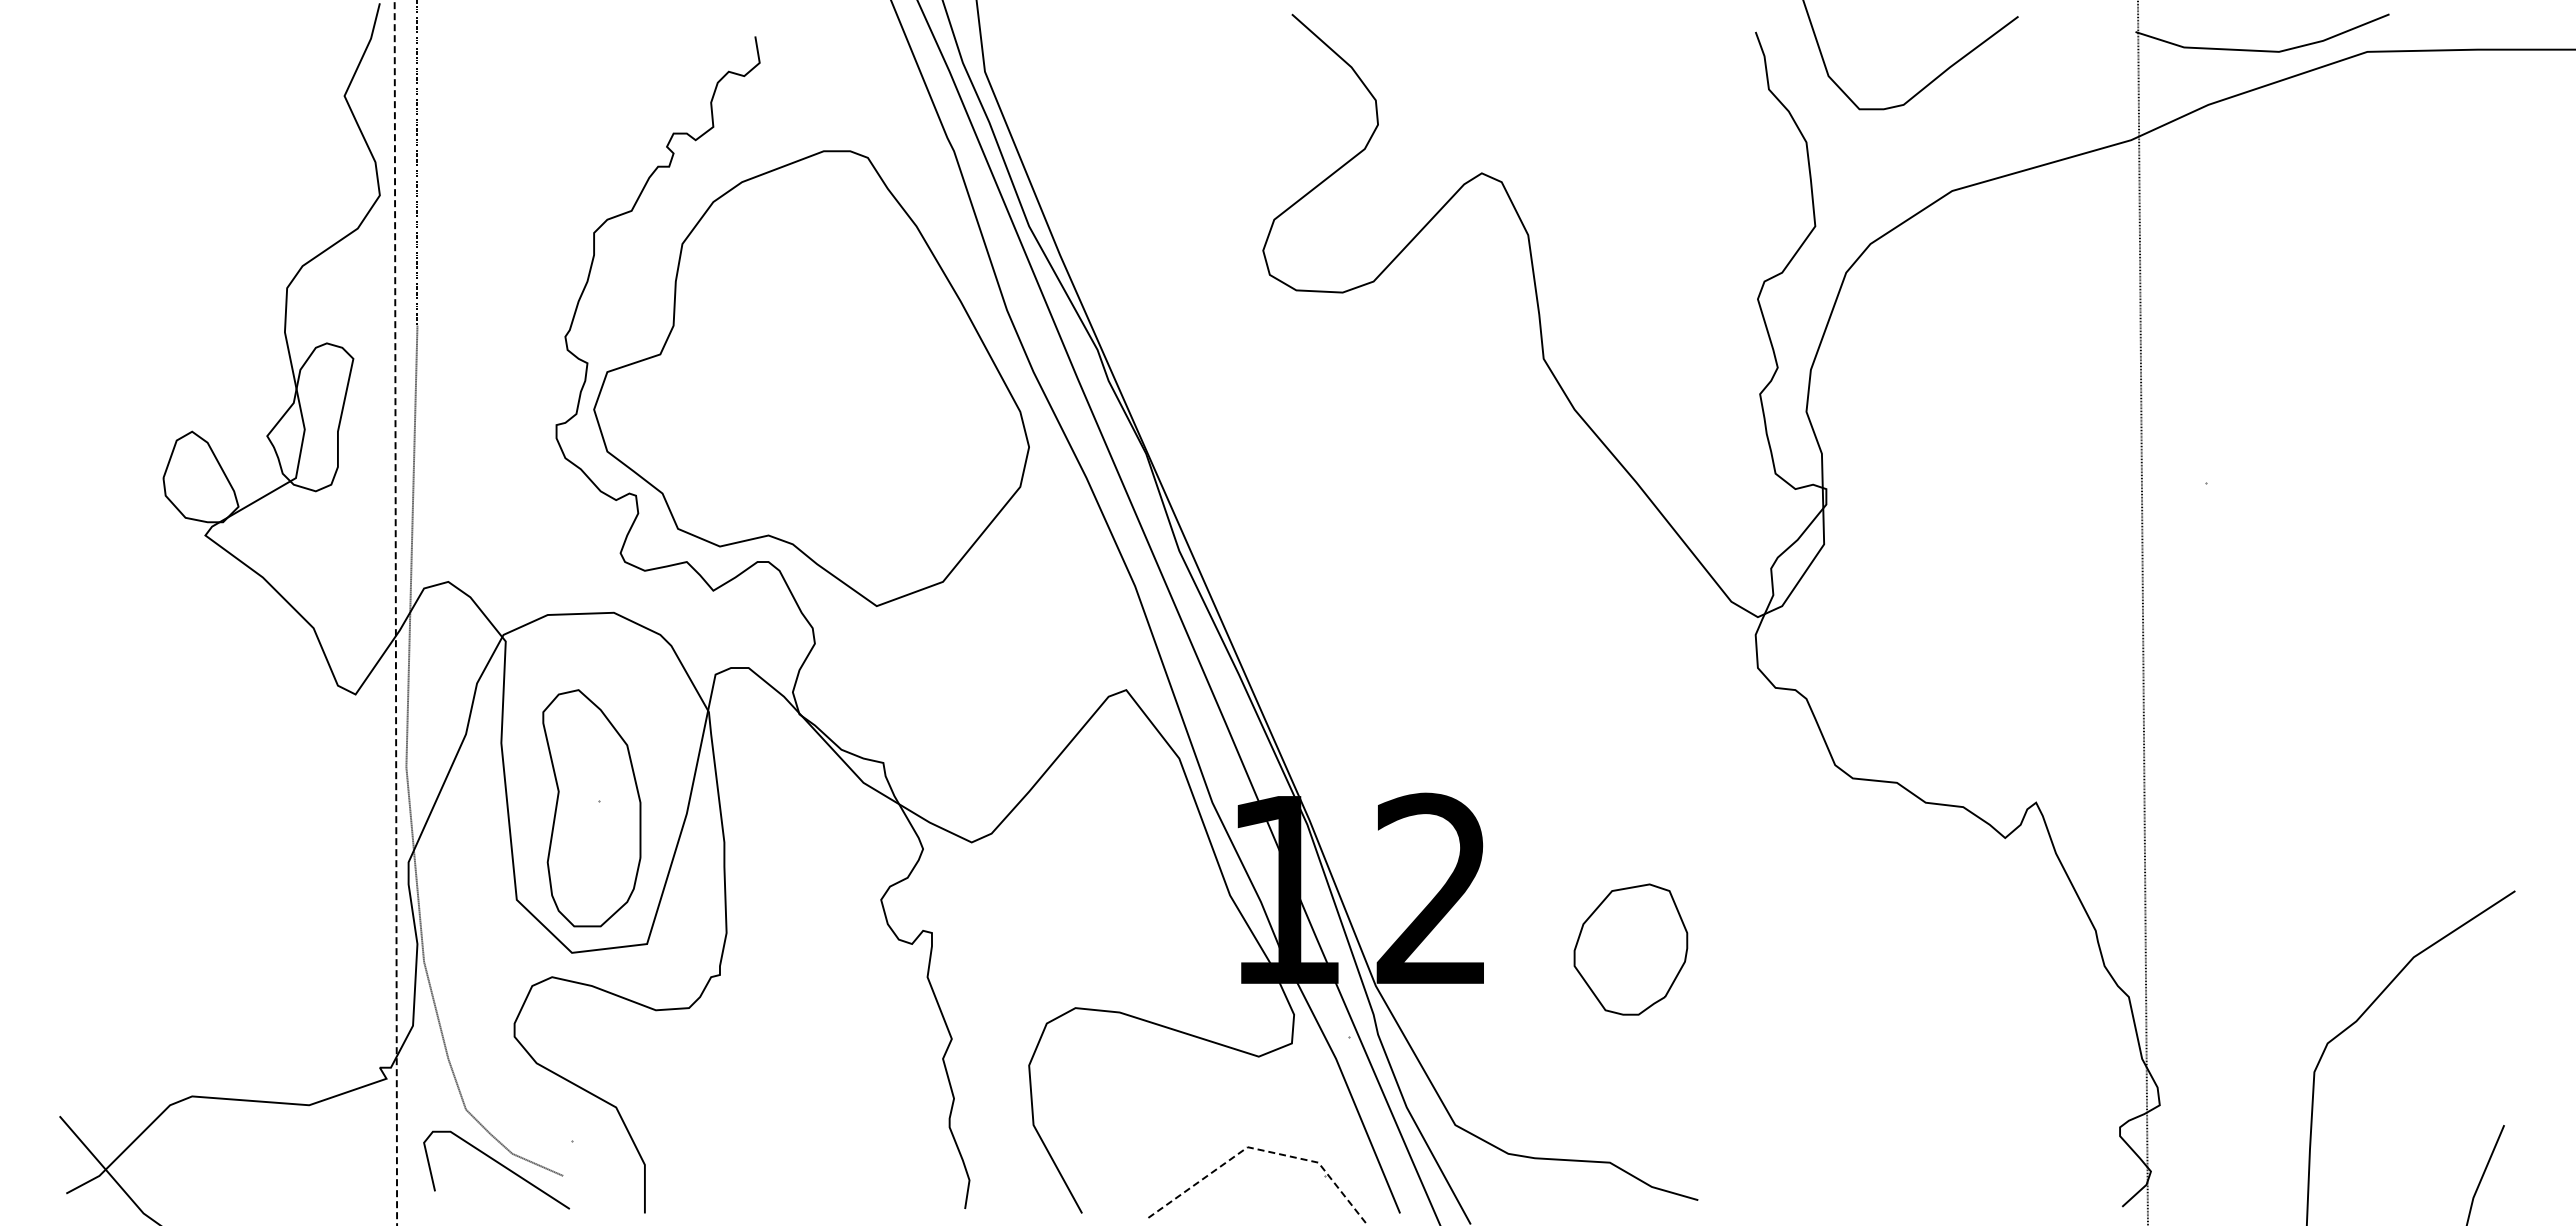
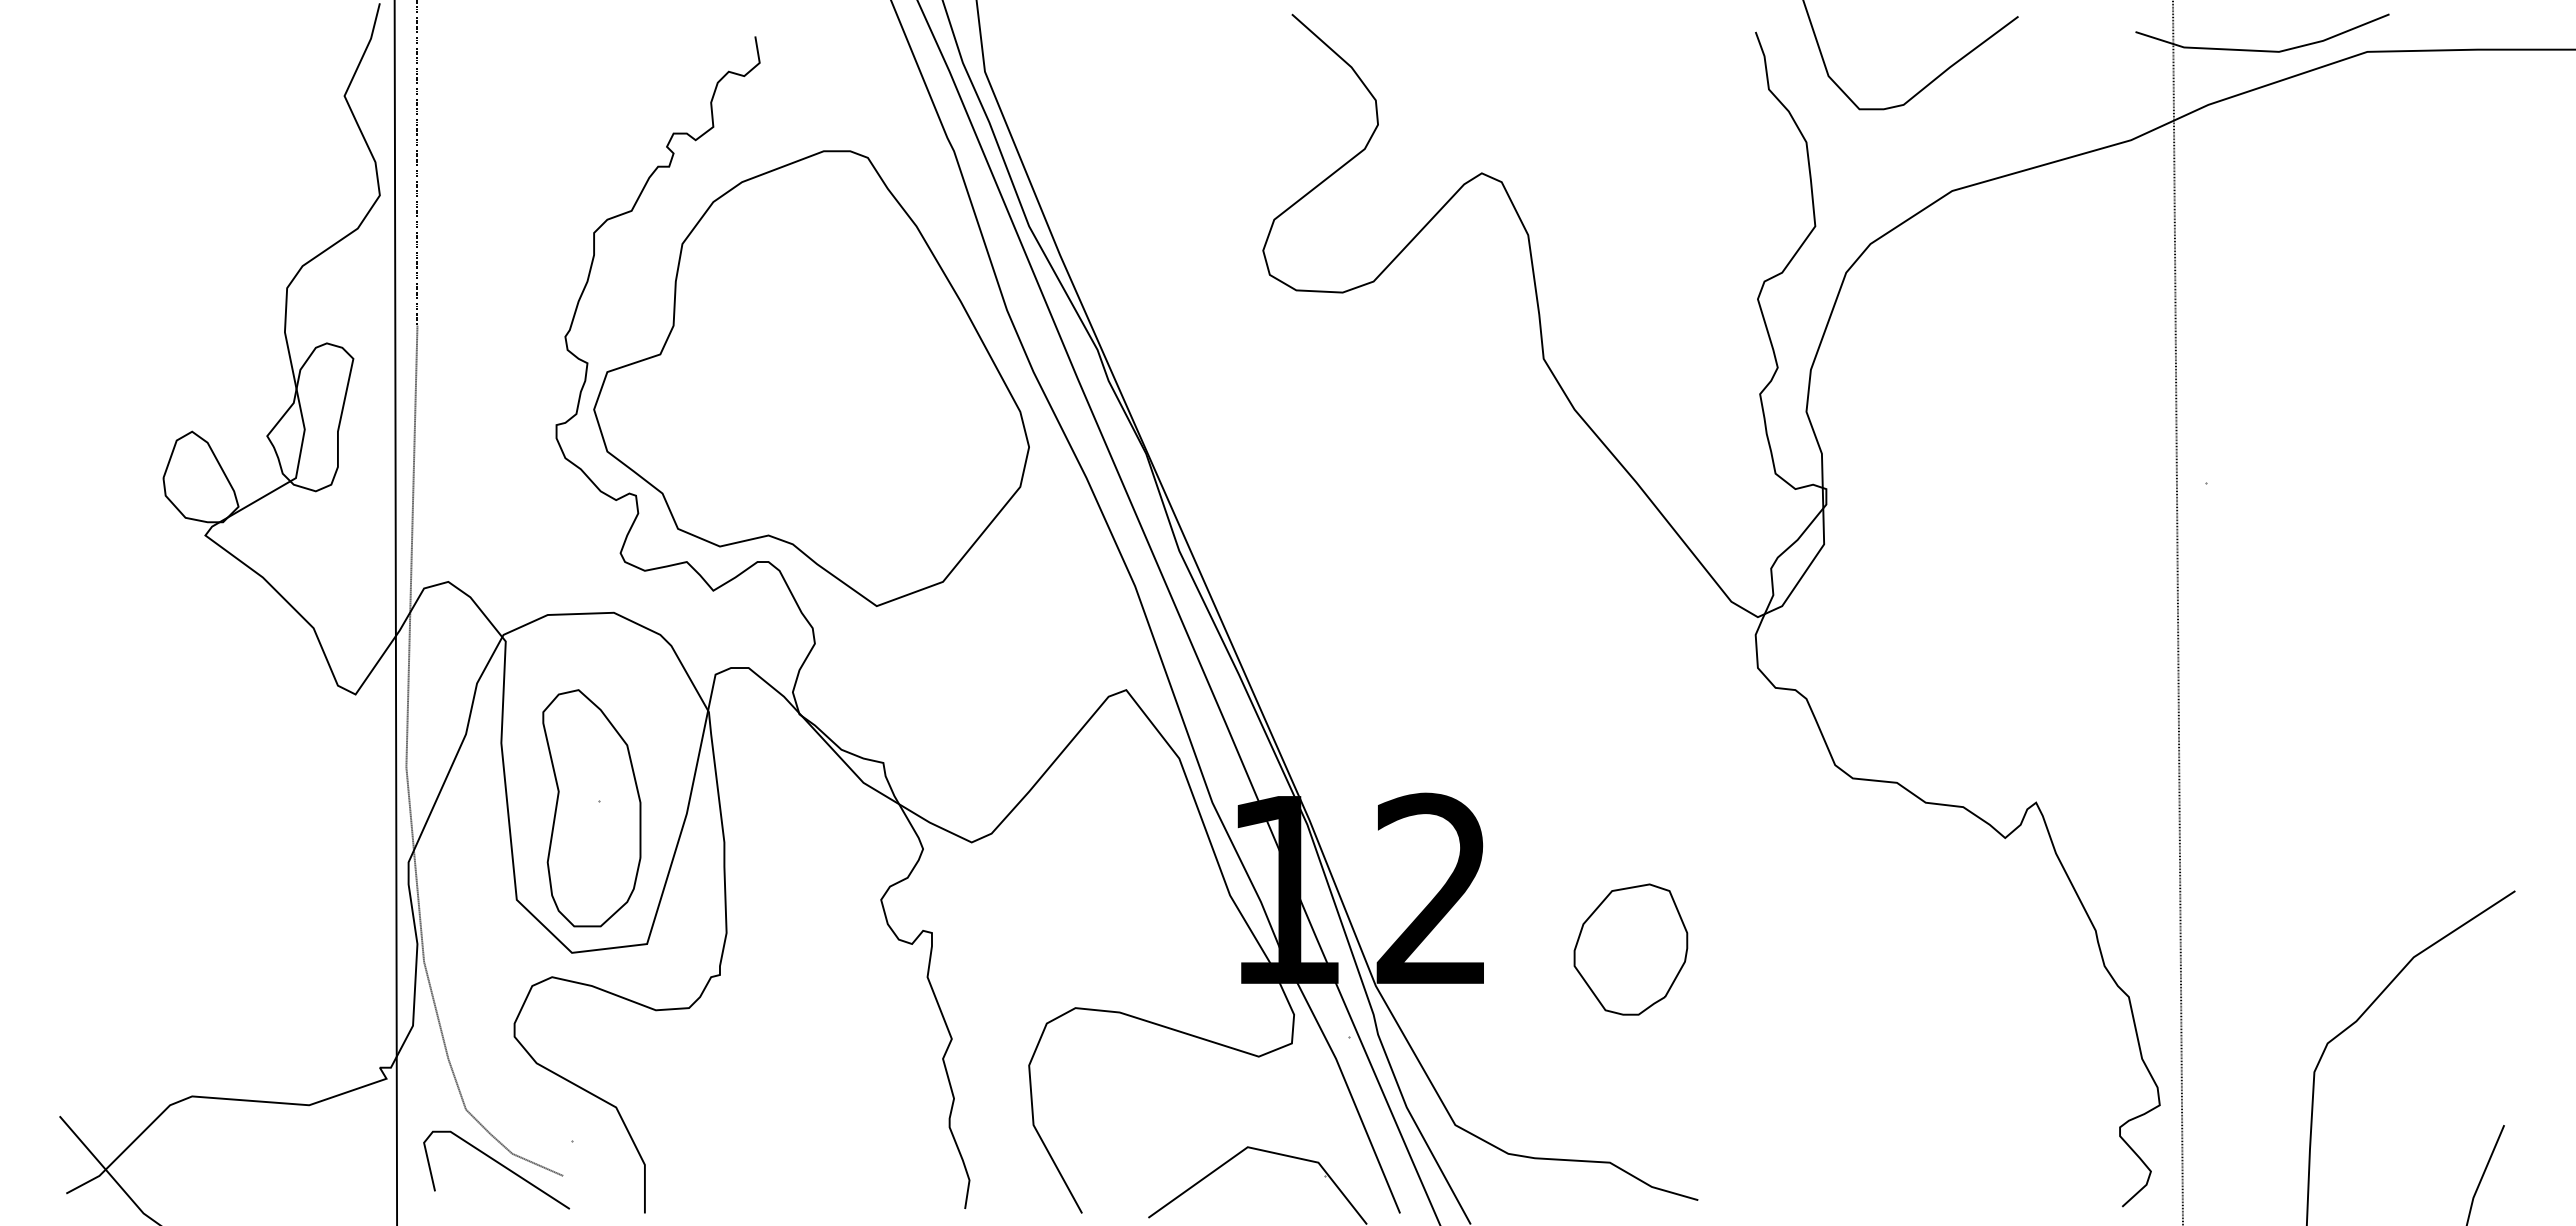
line: dashed -> solid (395, 612)
line position: (2142, 612) -> (2177, 612) (2177, 612)
line: dashed -> solid (1262, 1150)
